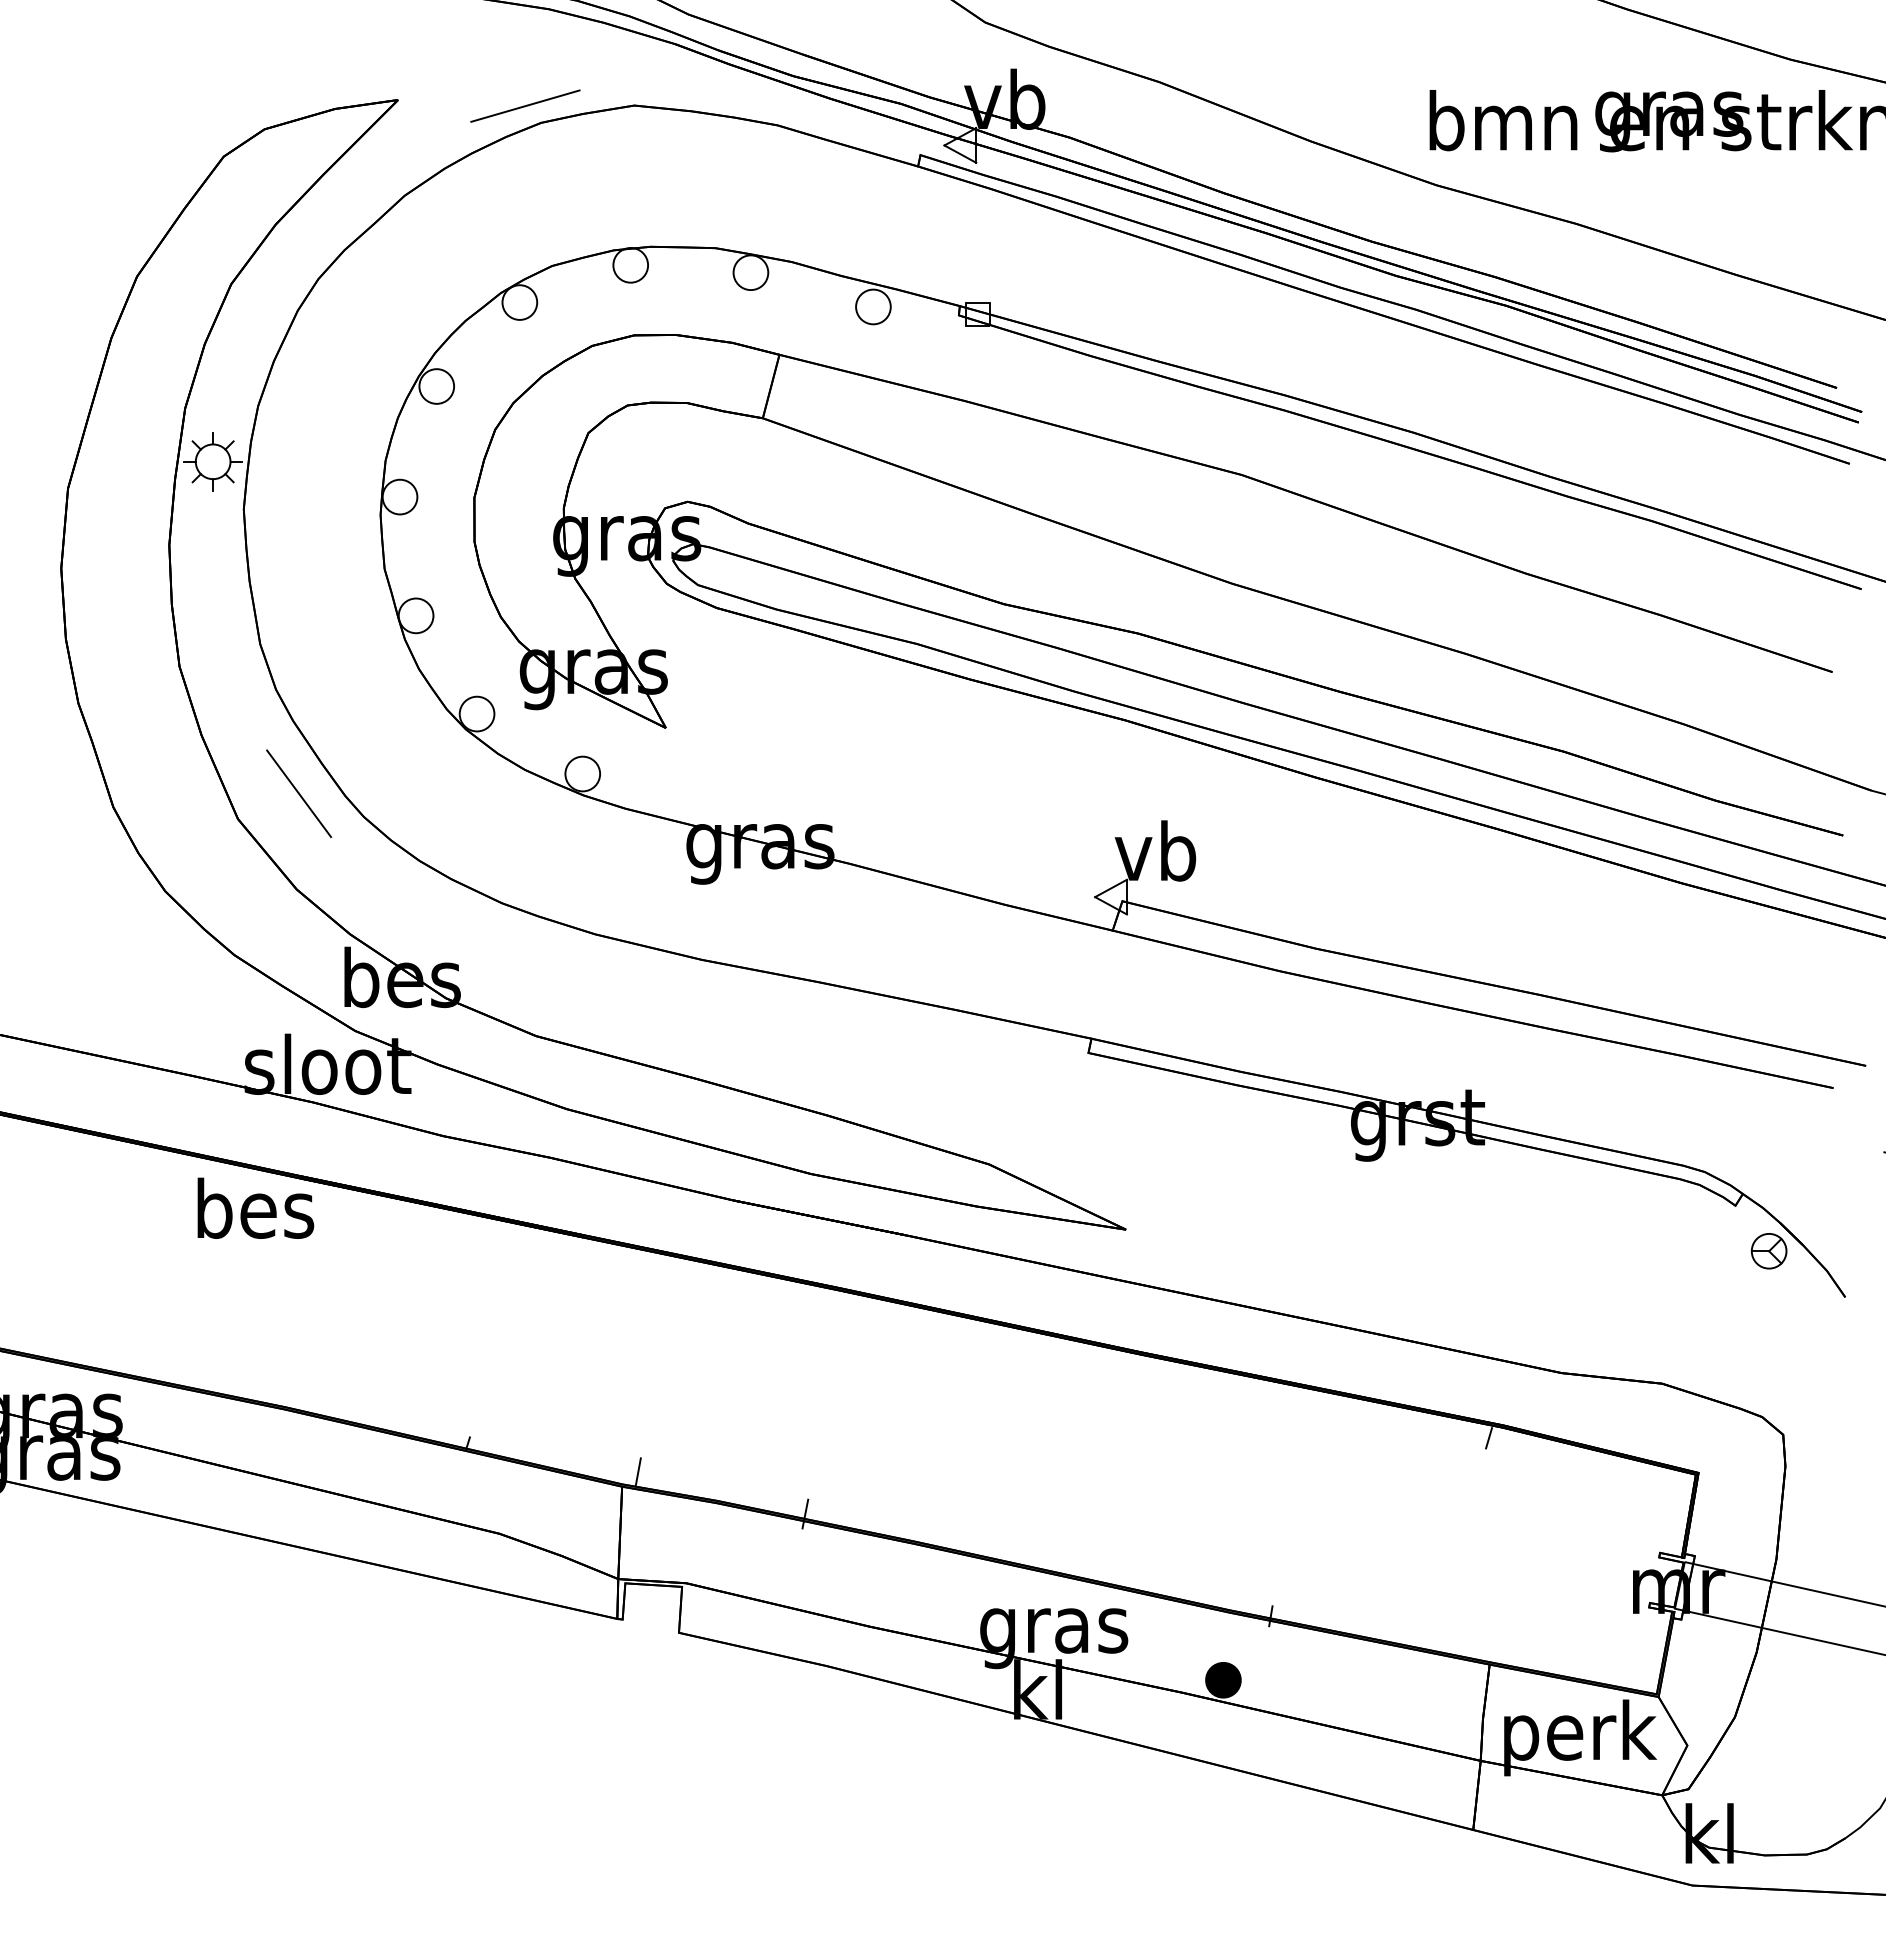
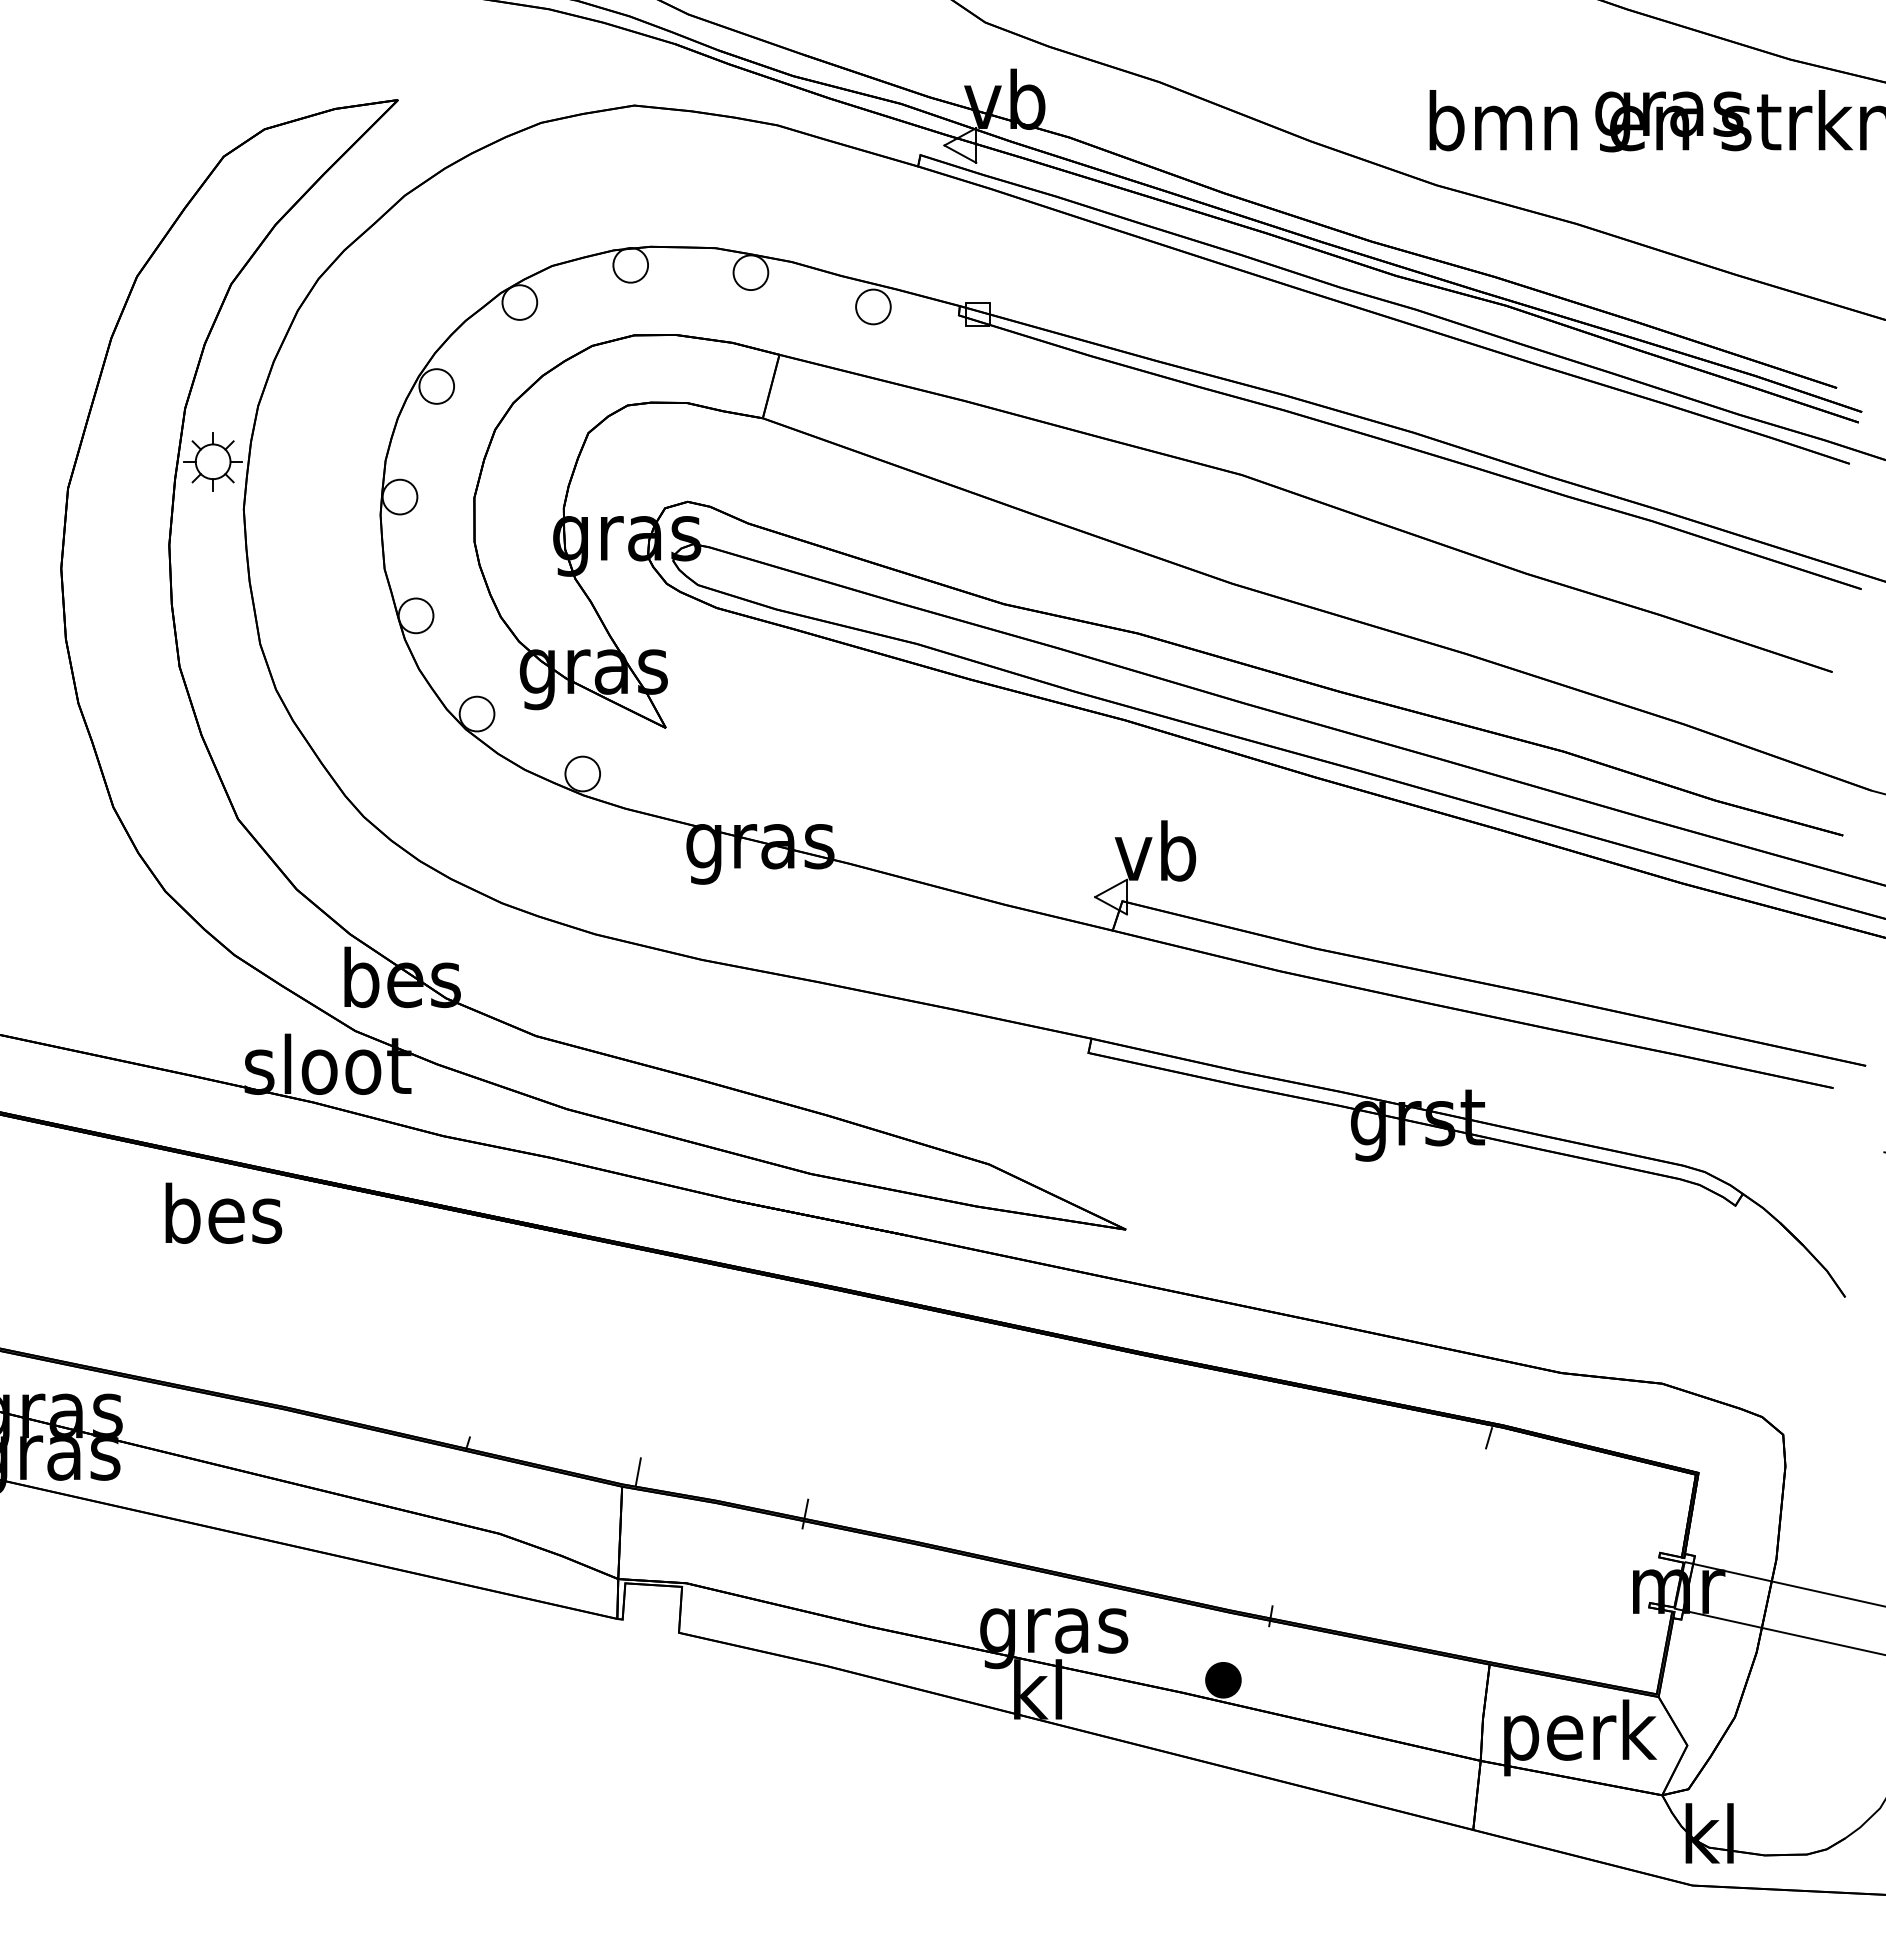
line: present -> none (525, 105)
line: present -> none (299, 793)
text position: (255, 1207) -> (223, 1212) (223, 1212)
part: present -> none (1768, 1251)
